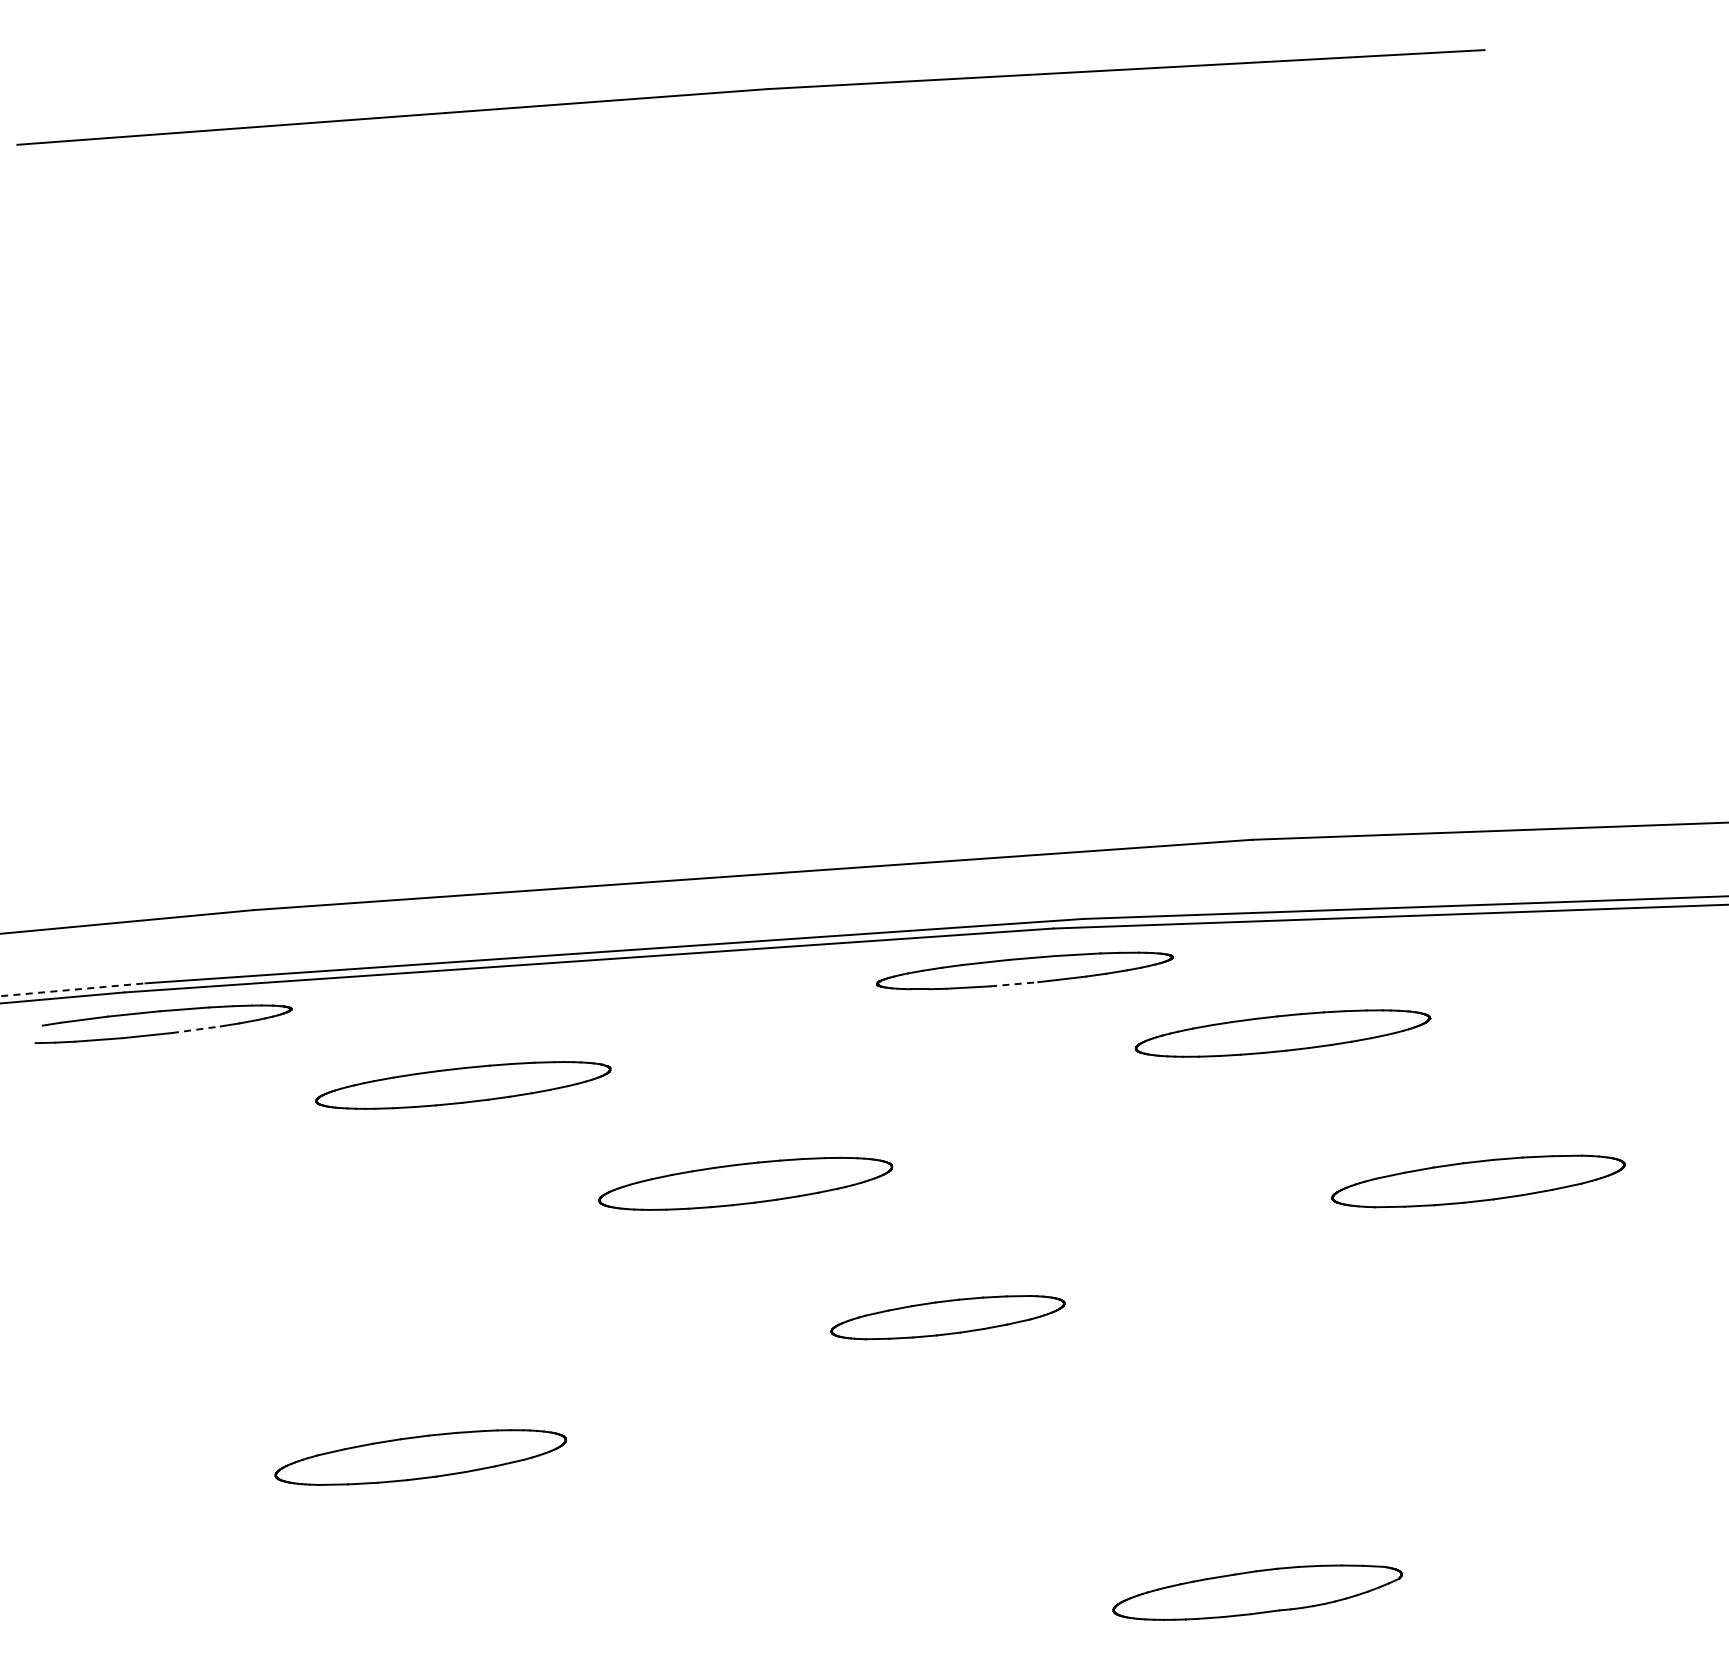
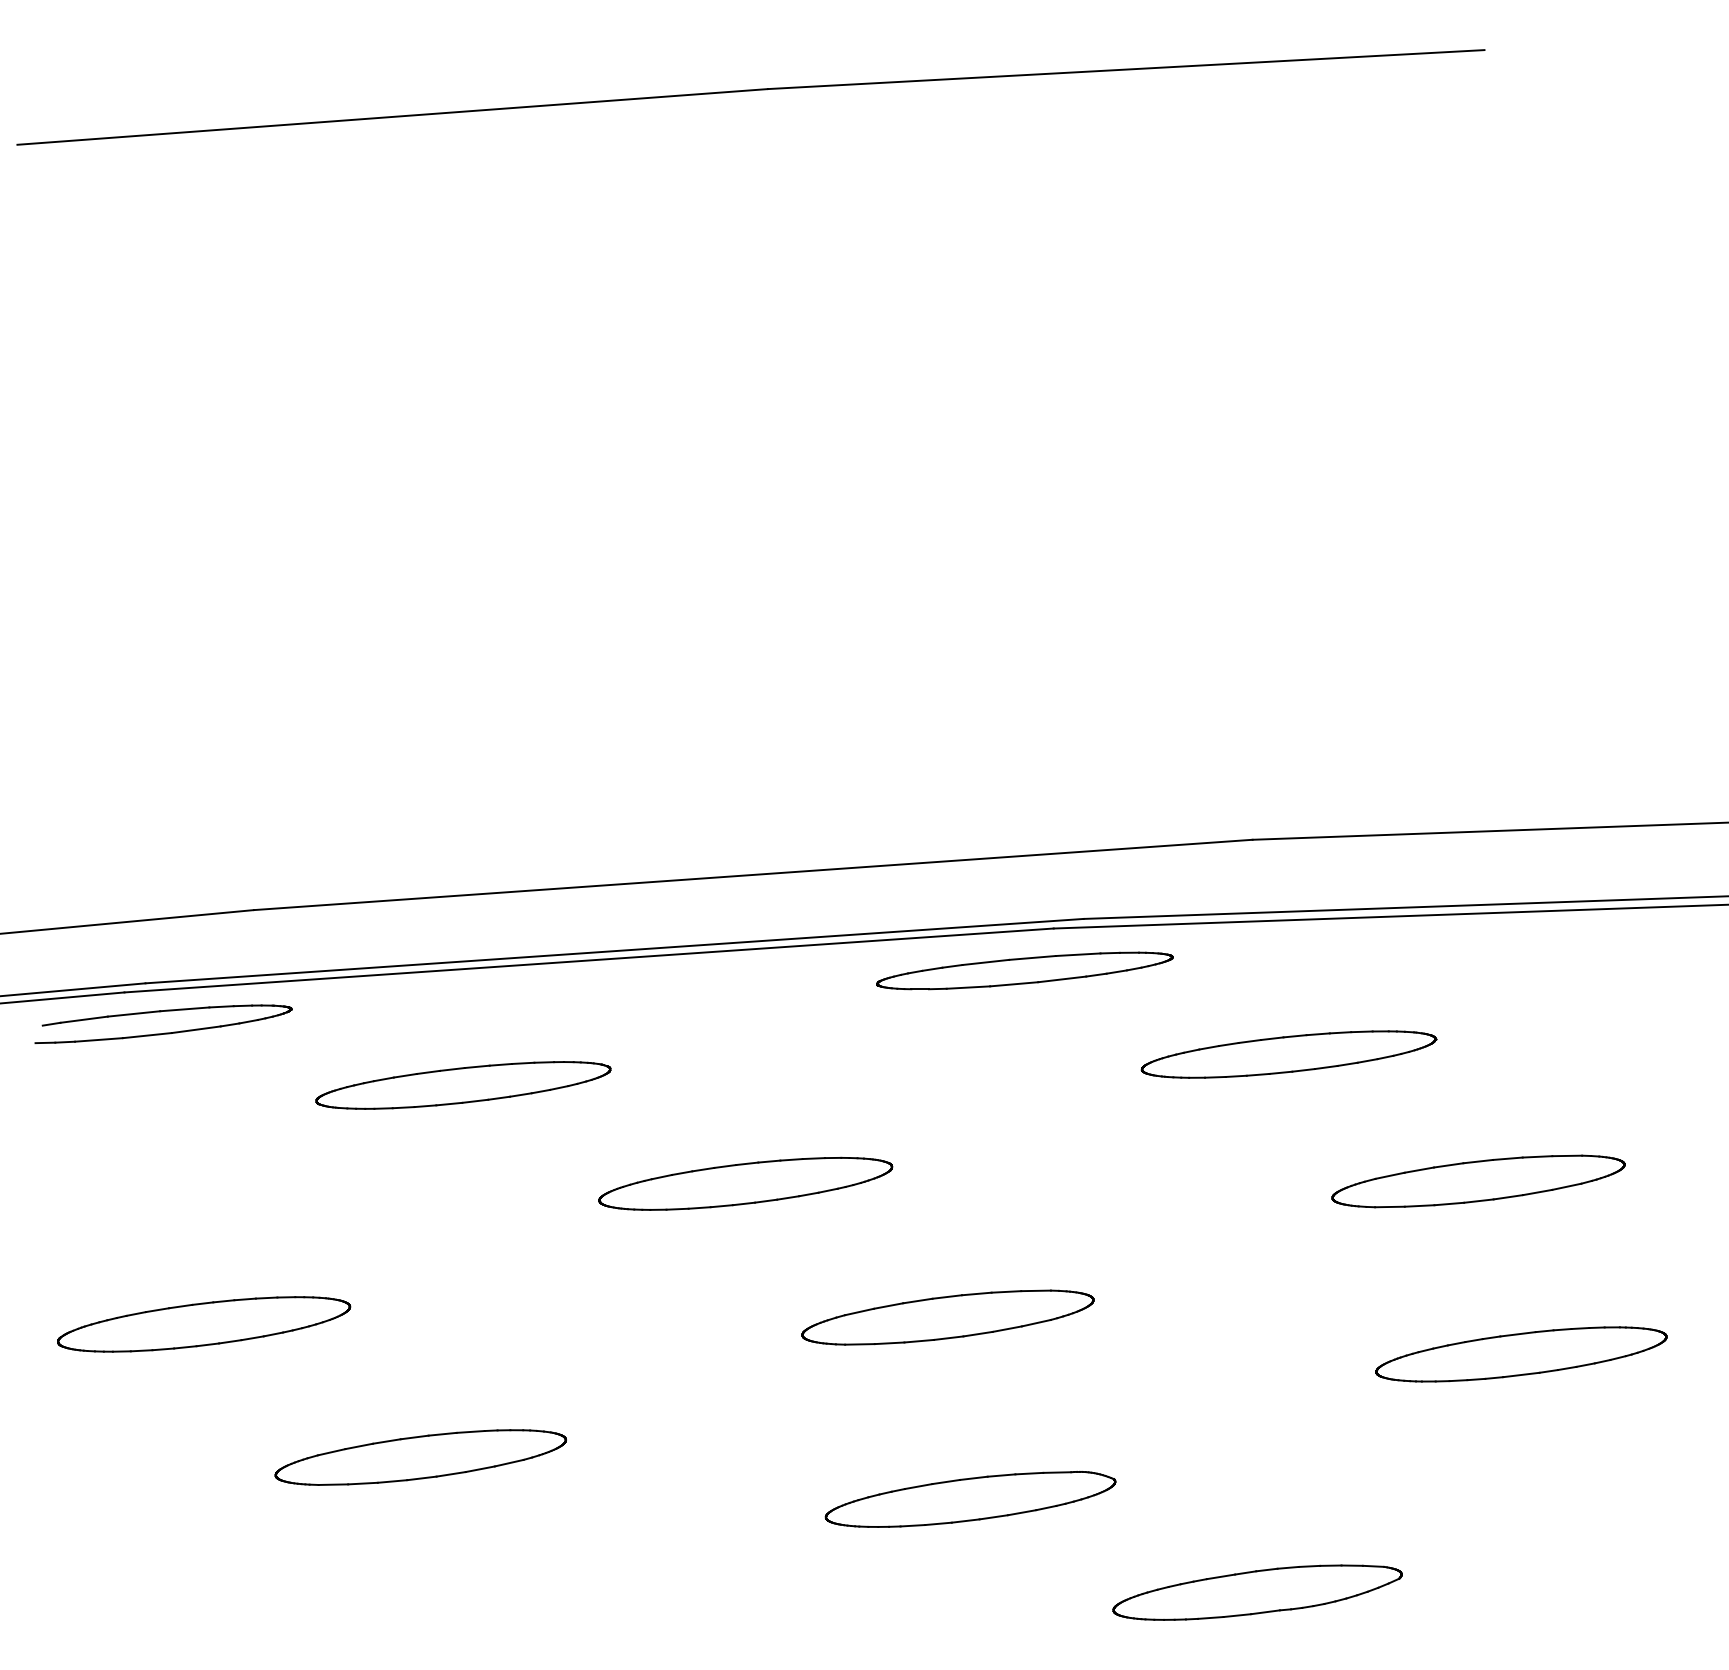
line: dashed -> solid (1014, 984)
line: dashed -> solid (72, 989)
line: dashed -> solid (196, 1029)
part position: (1282, 1033) -> (1288, 1054) (1288, 1054)
part size: 236x46 px -> 294x57 px (947, 1317)
part: none -> present (204, 1324)
part: none -> present (1521, 1354)
part: none -> present (970, 1499)
